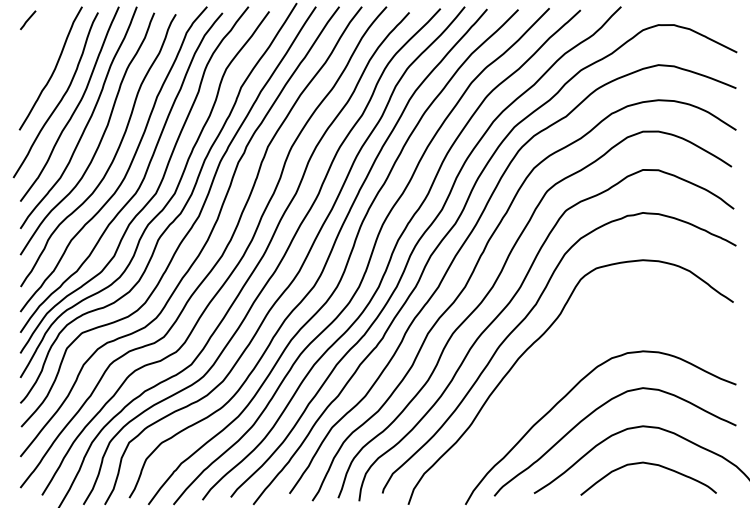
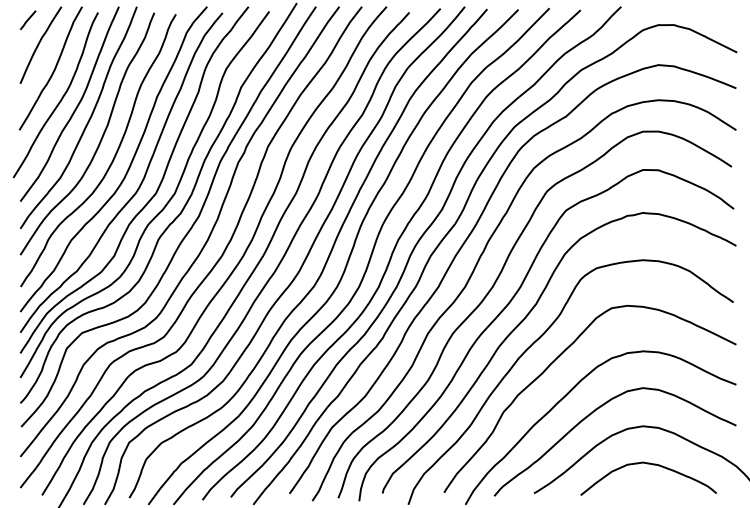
curve: none -> present (39, 44)
curve: none -> present (555, 361)
